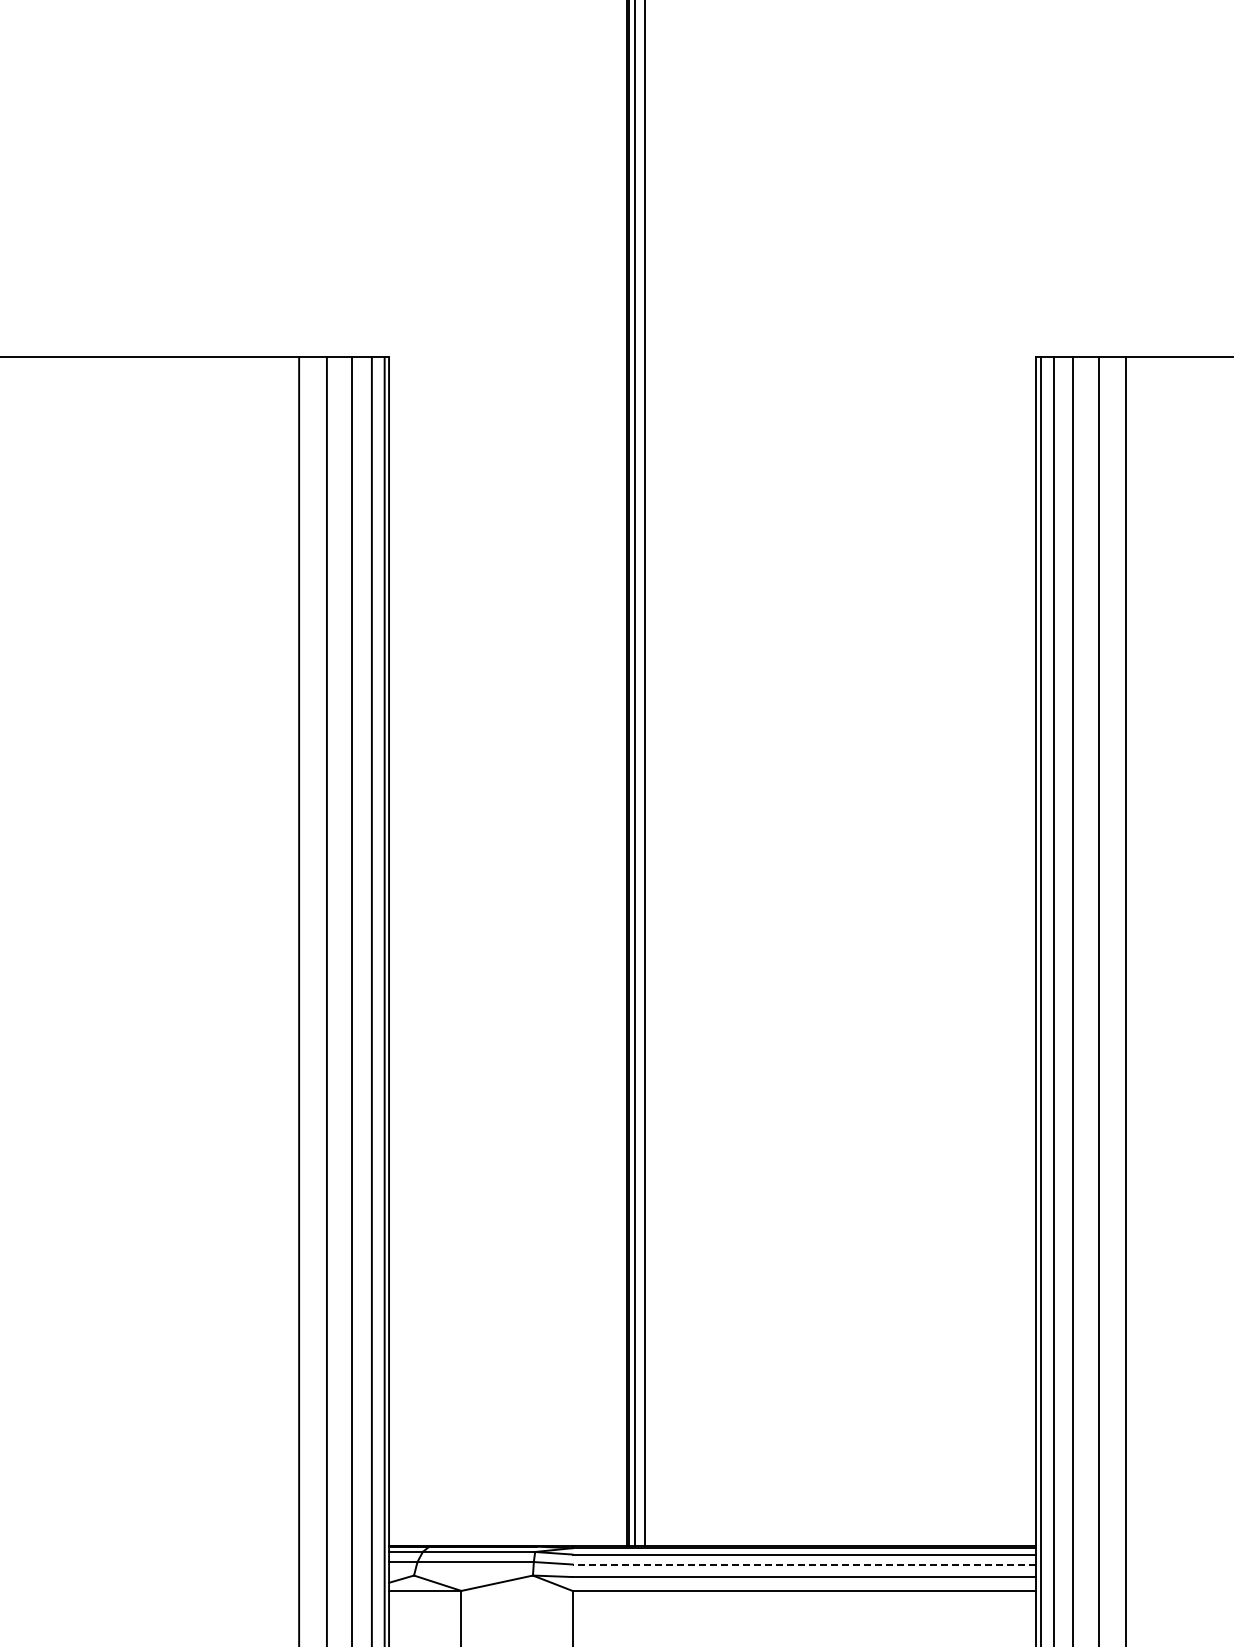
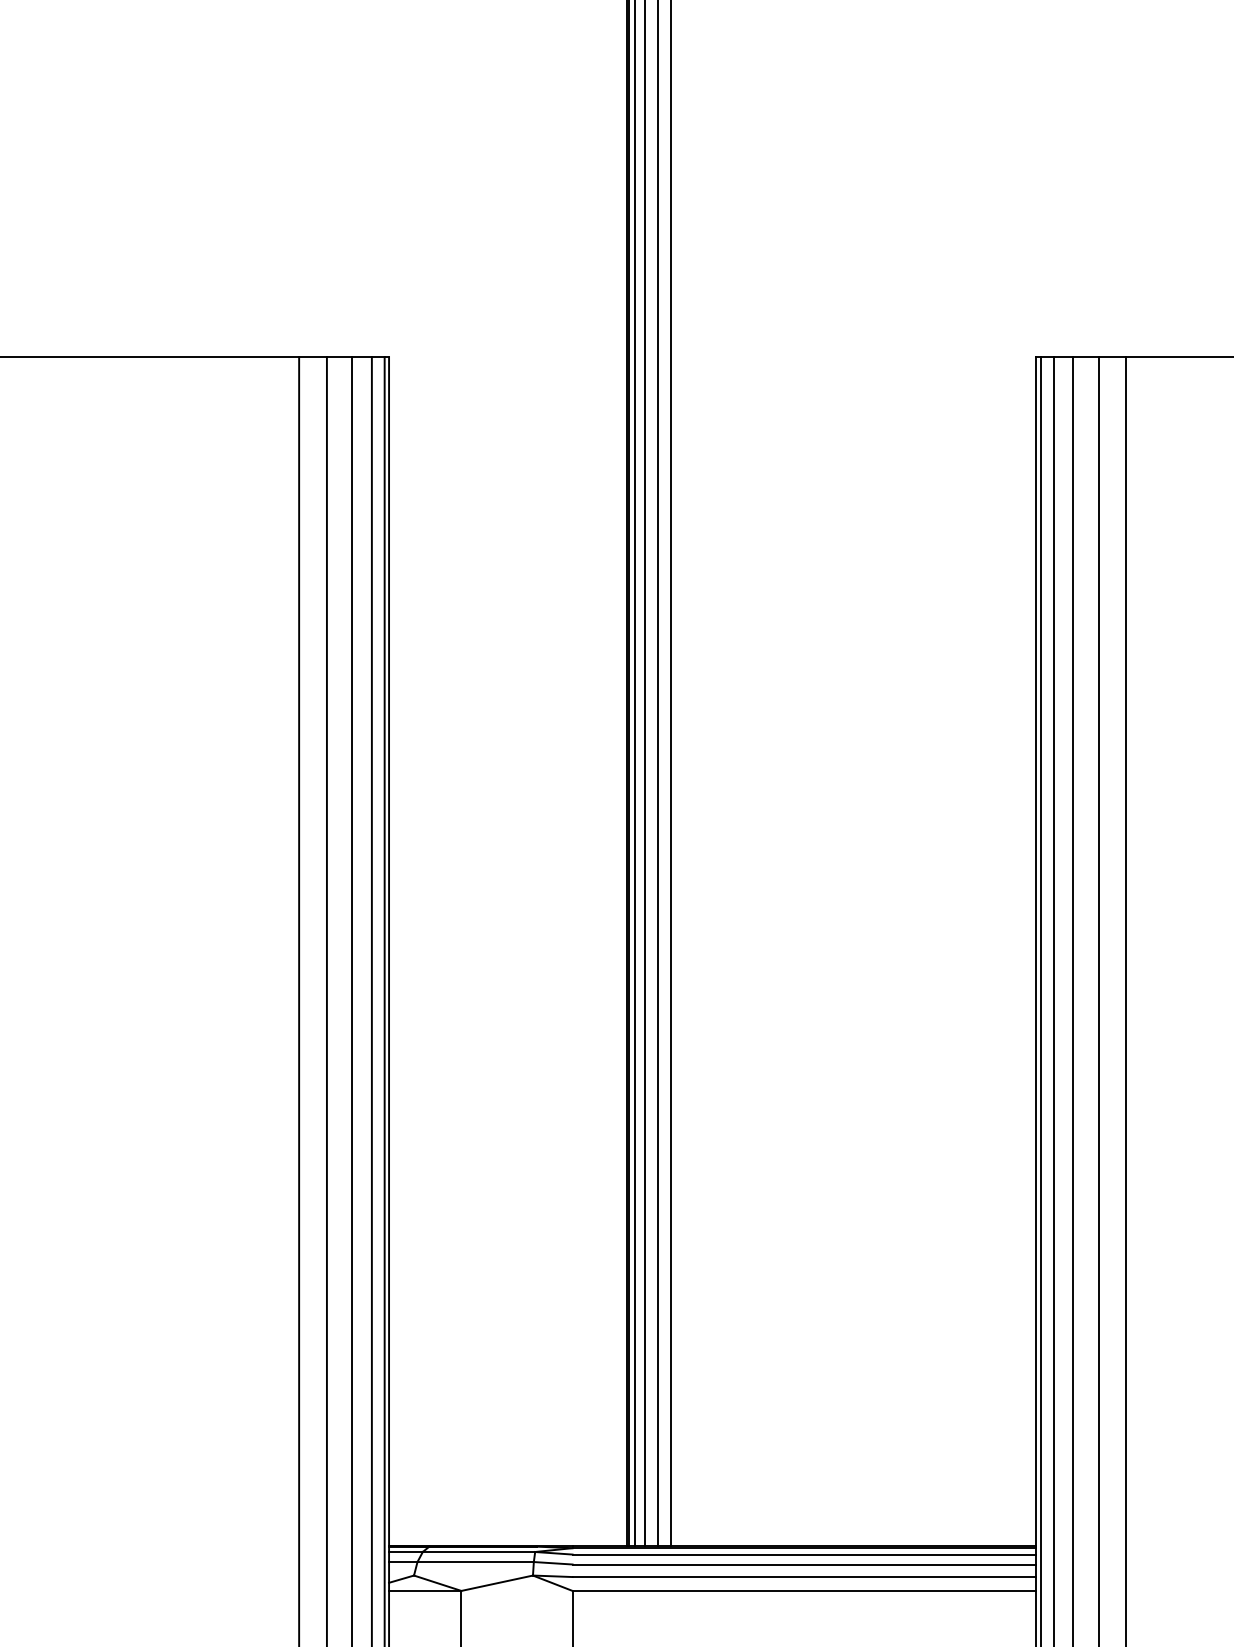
line: none -> present (657, 773)
line: none -> present (671, 773)
line: dashed -> solid (804, 1564)
